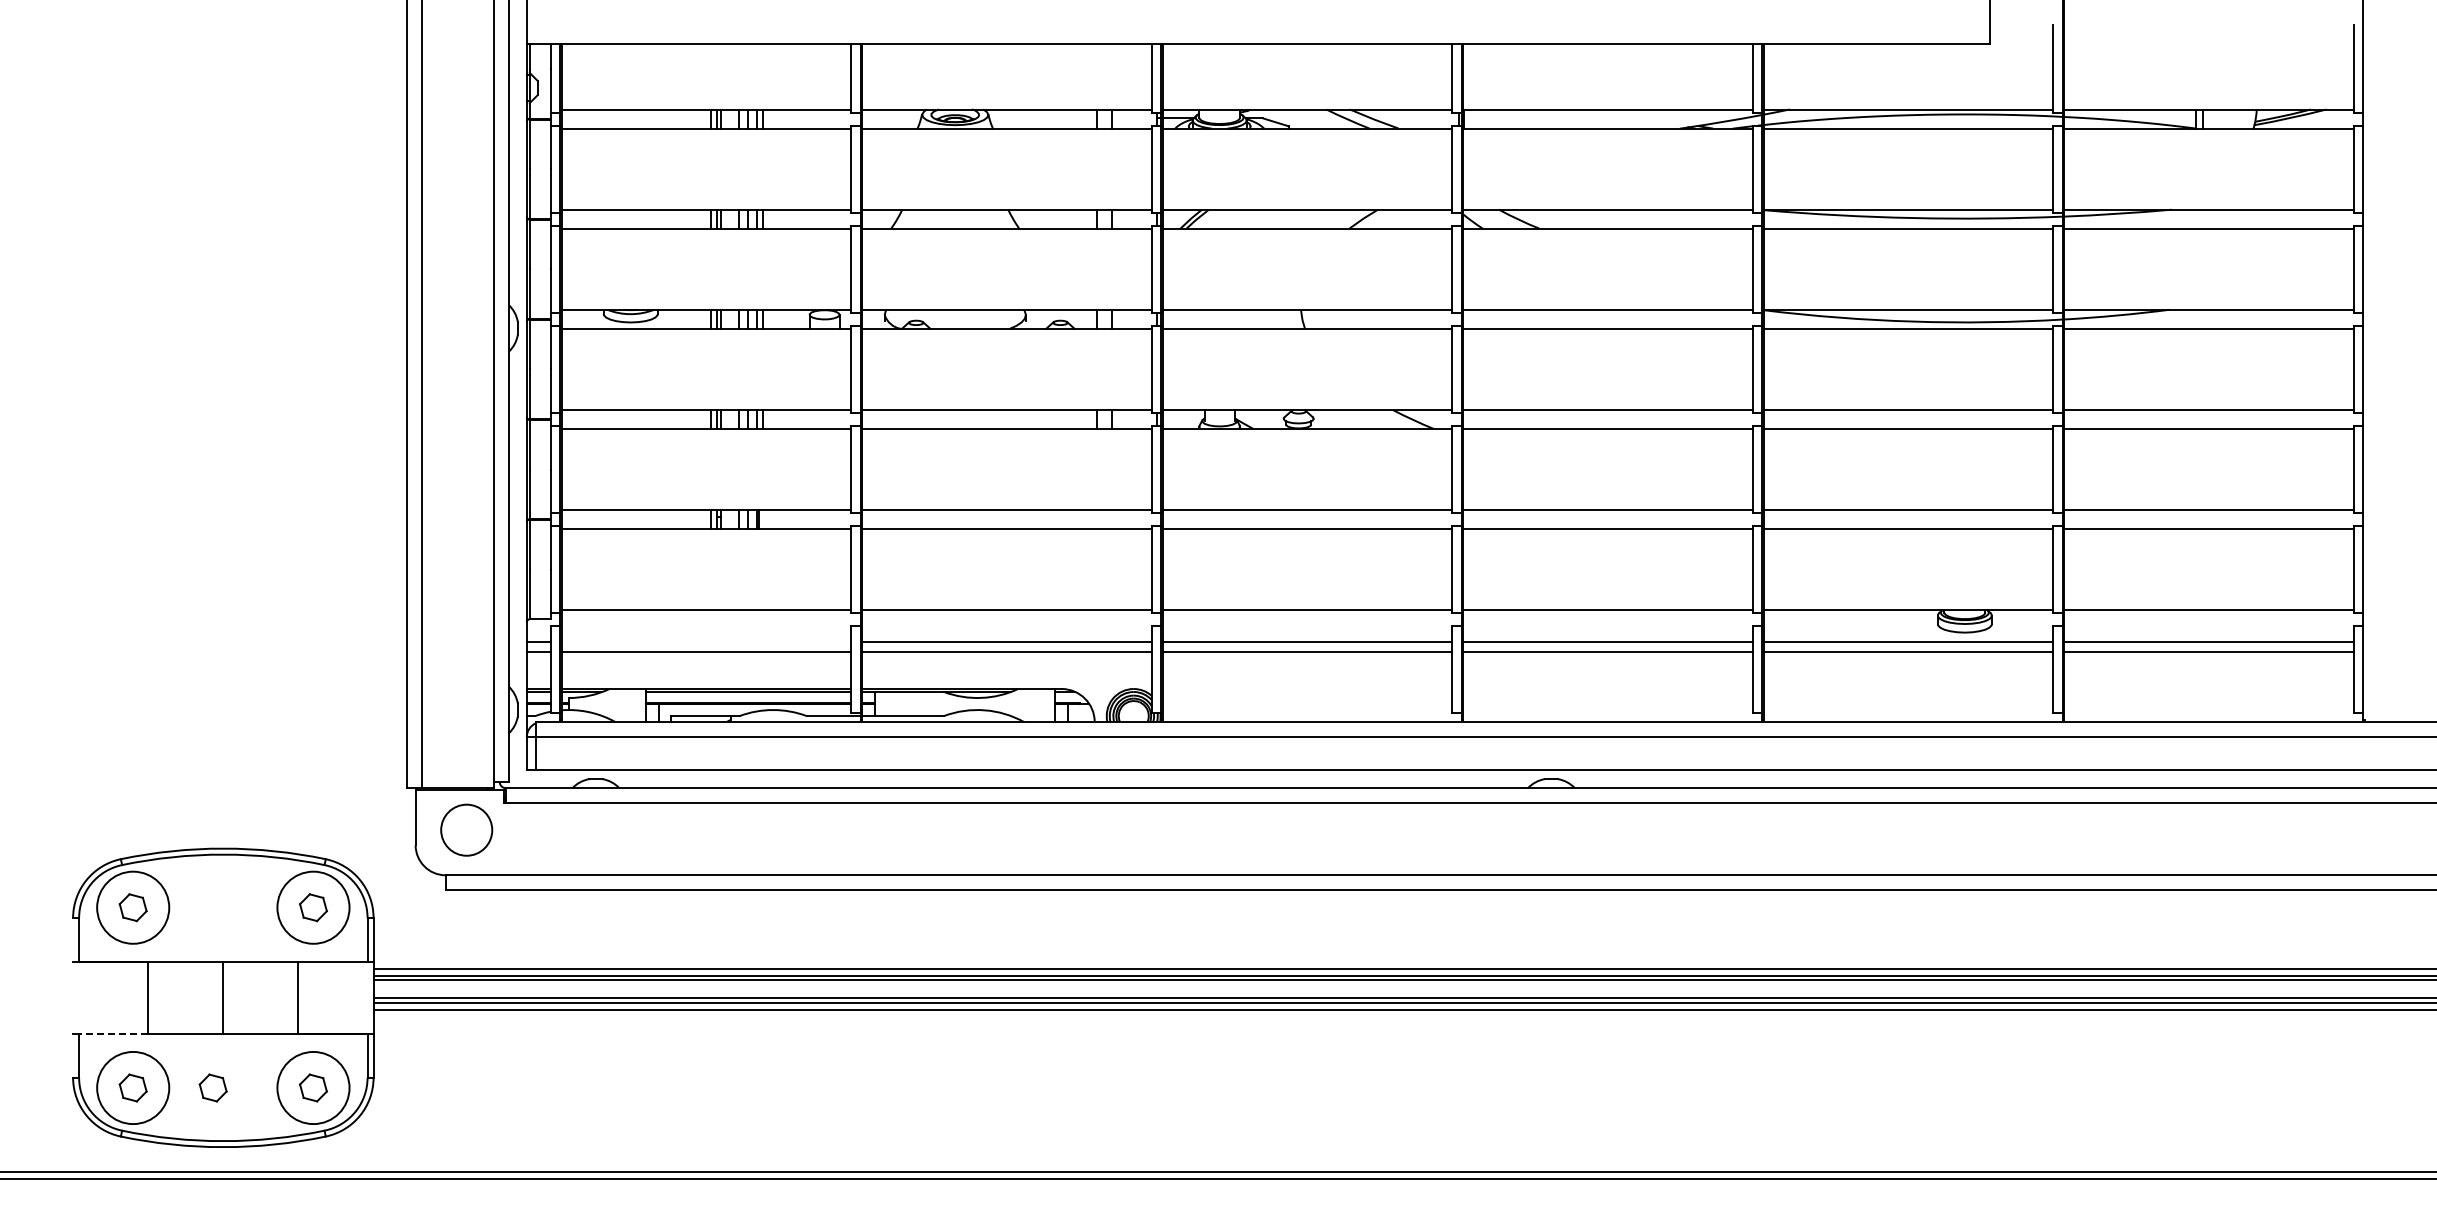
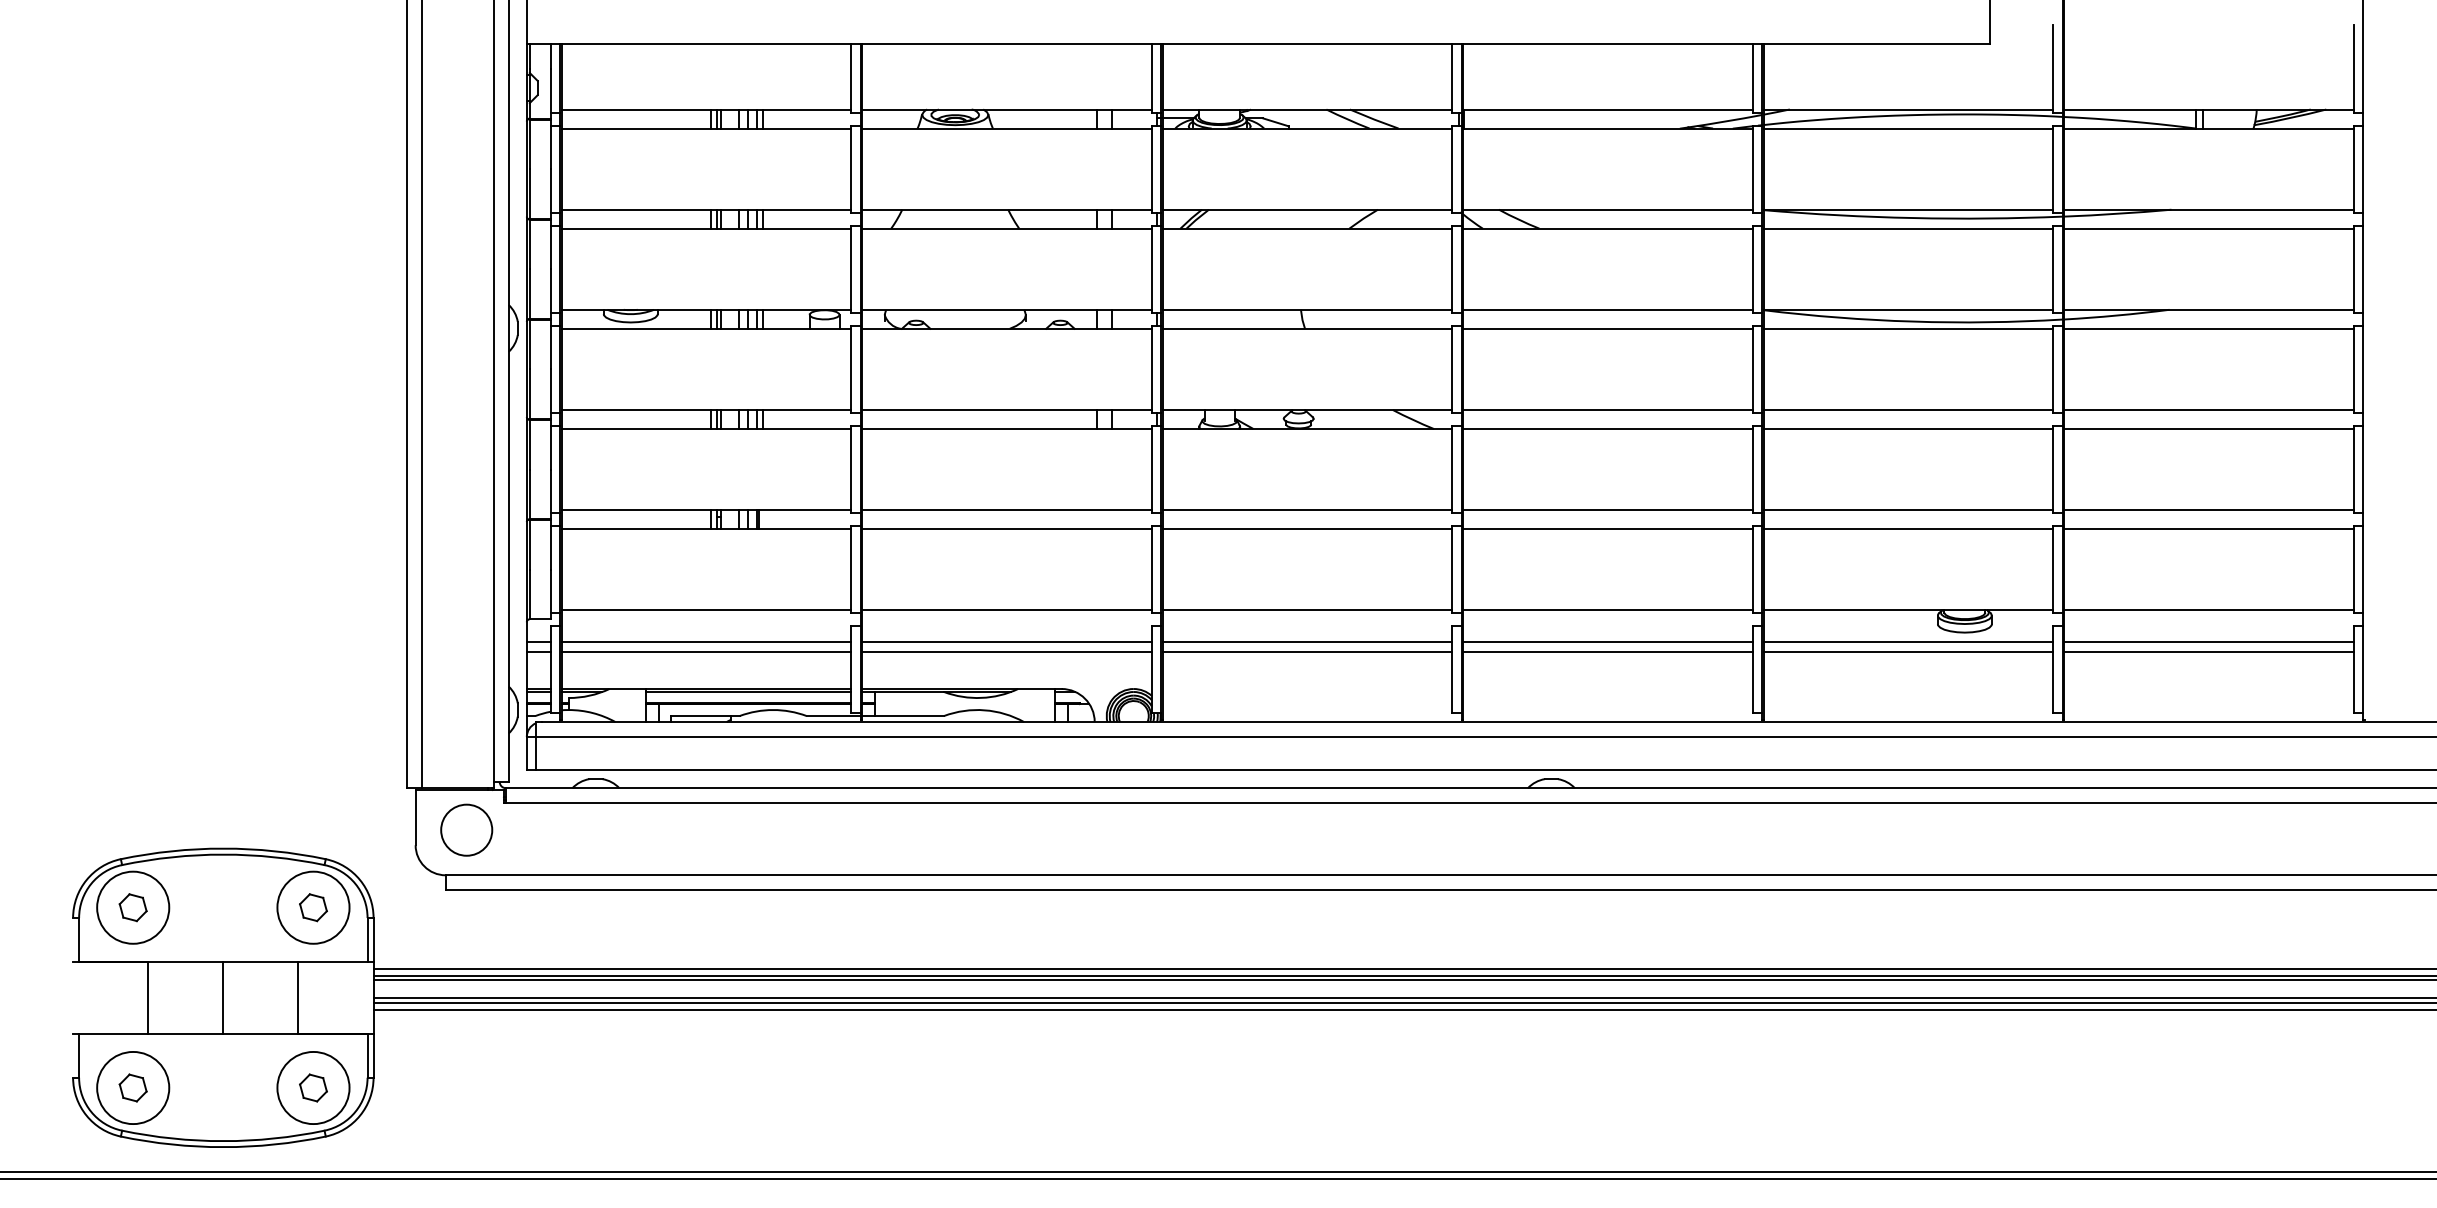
line: none -> present (706, 642)
line: dashed -> solid (113, 1034)
part: present -> none (212, 1087)
